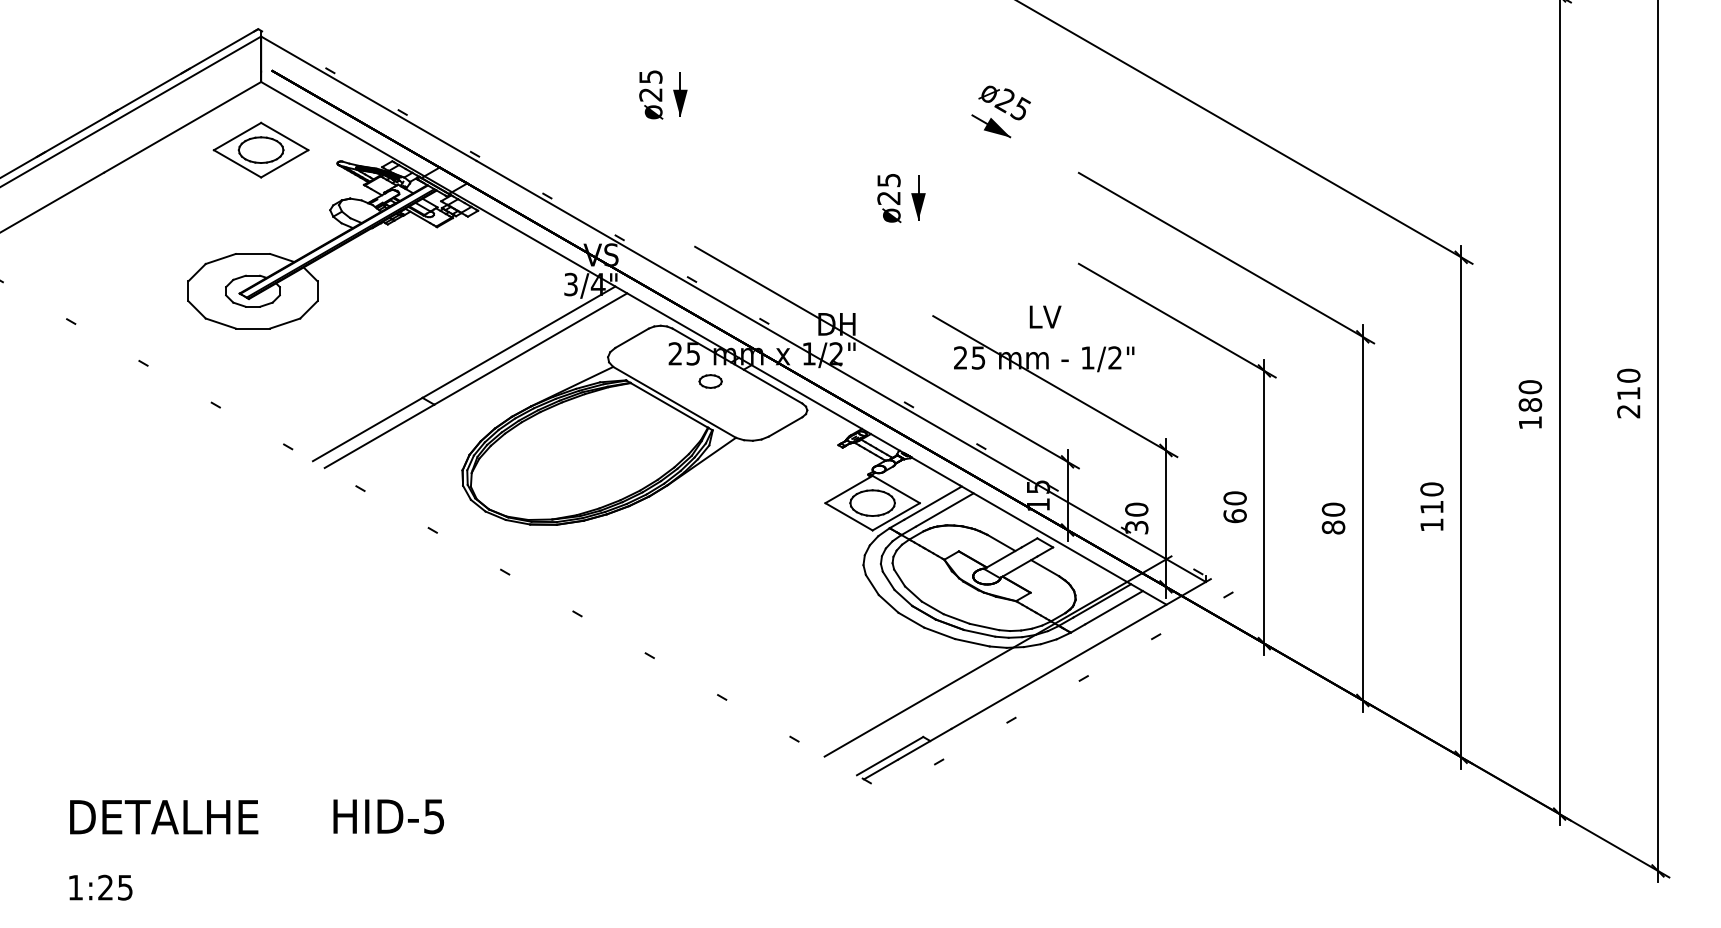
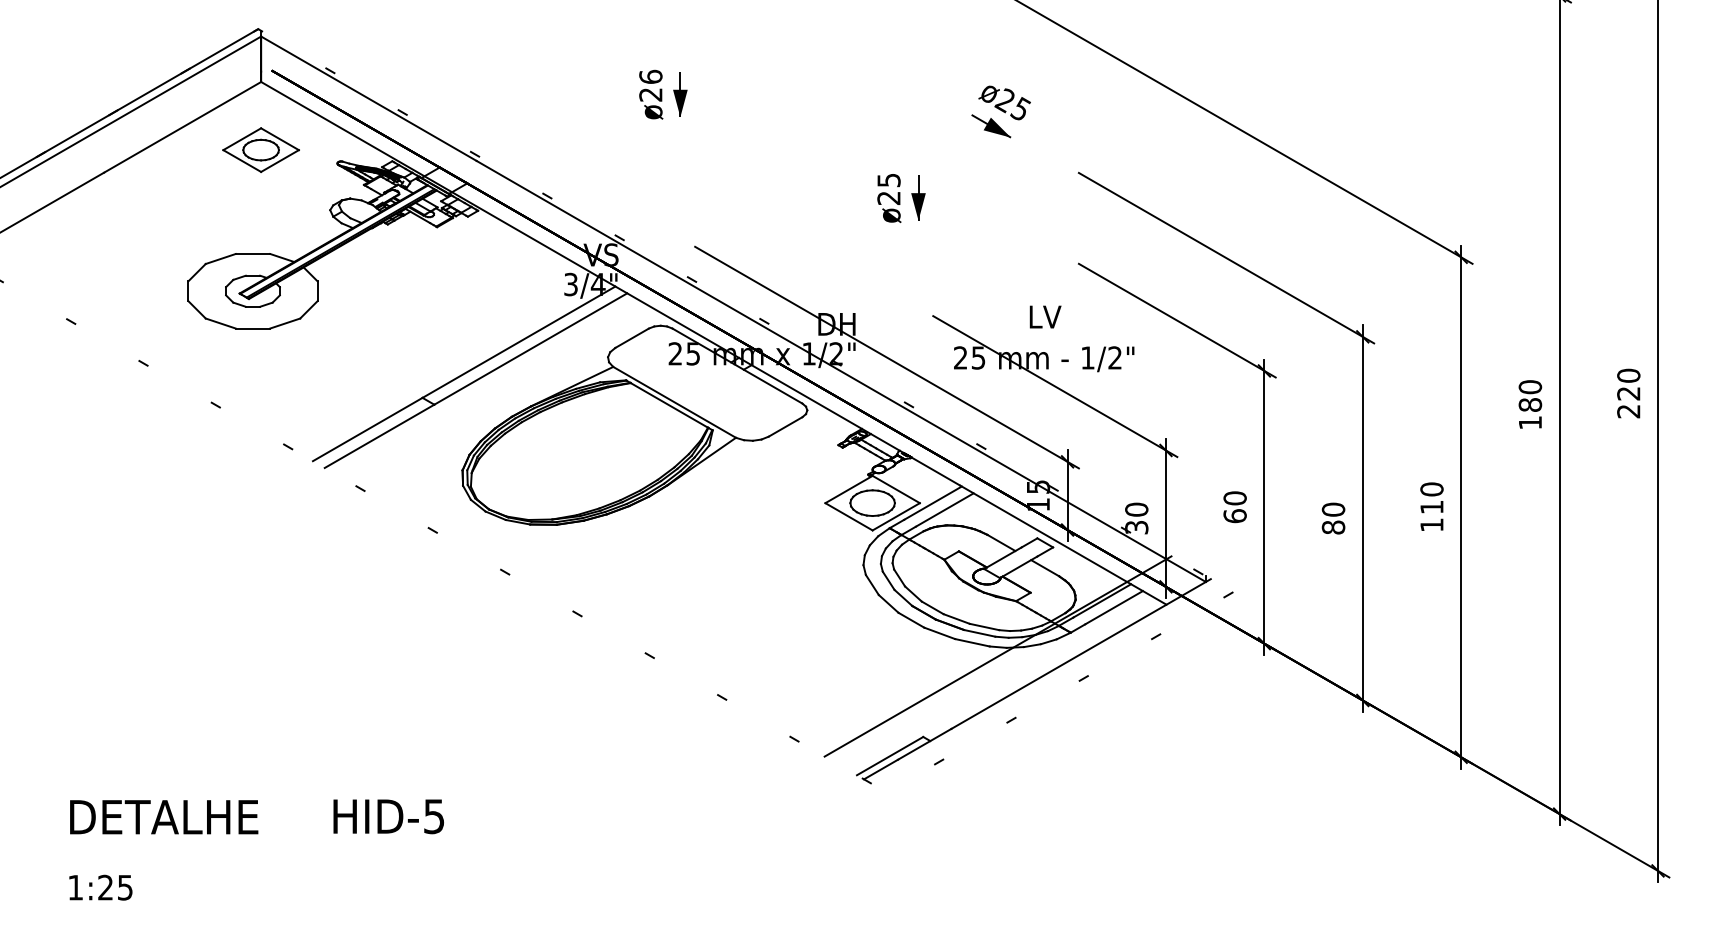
text: ø25 -> ø26 (650, 76)
part size: 98x58 px -> 78x46 px (260, 149)
part: present -> none (710, 381)
text: 210 -> 220 (1628, 393)
